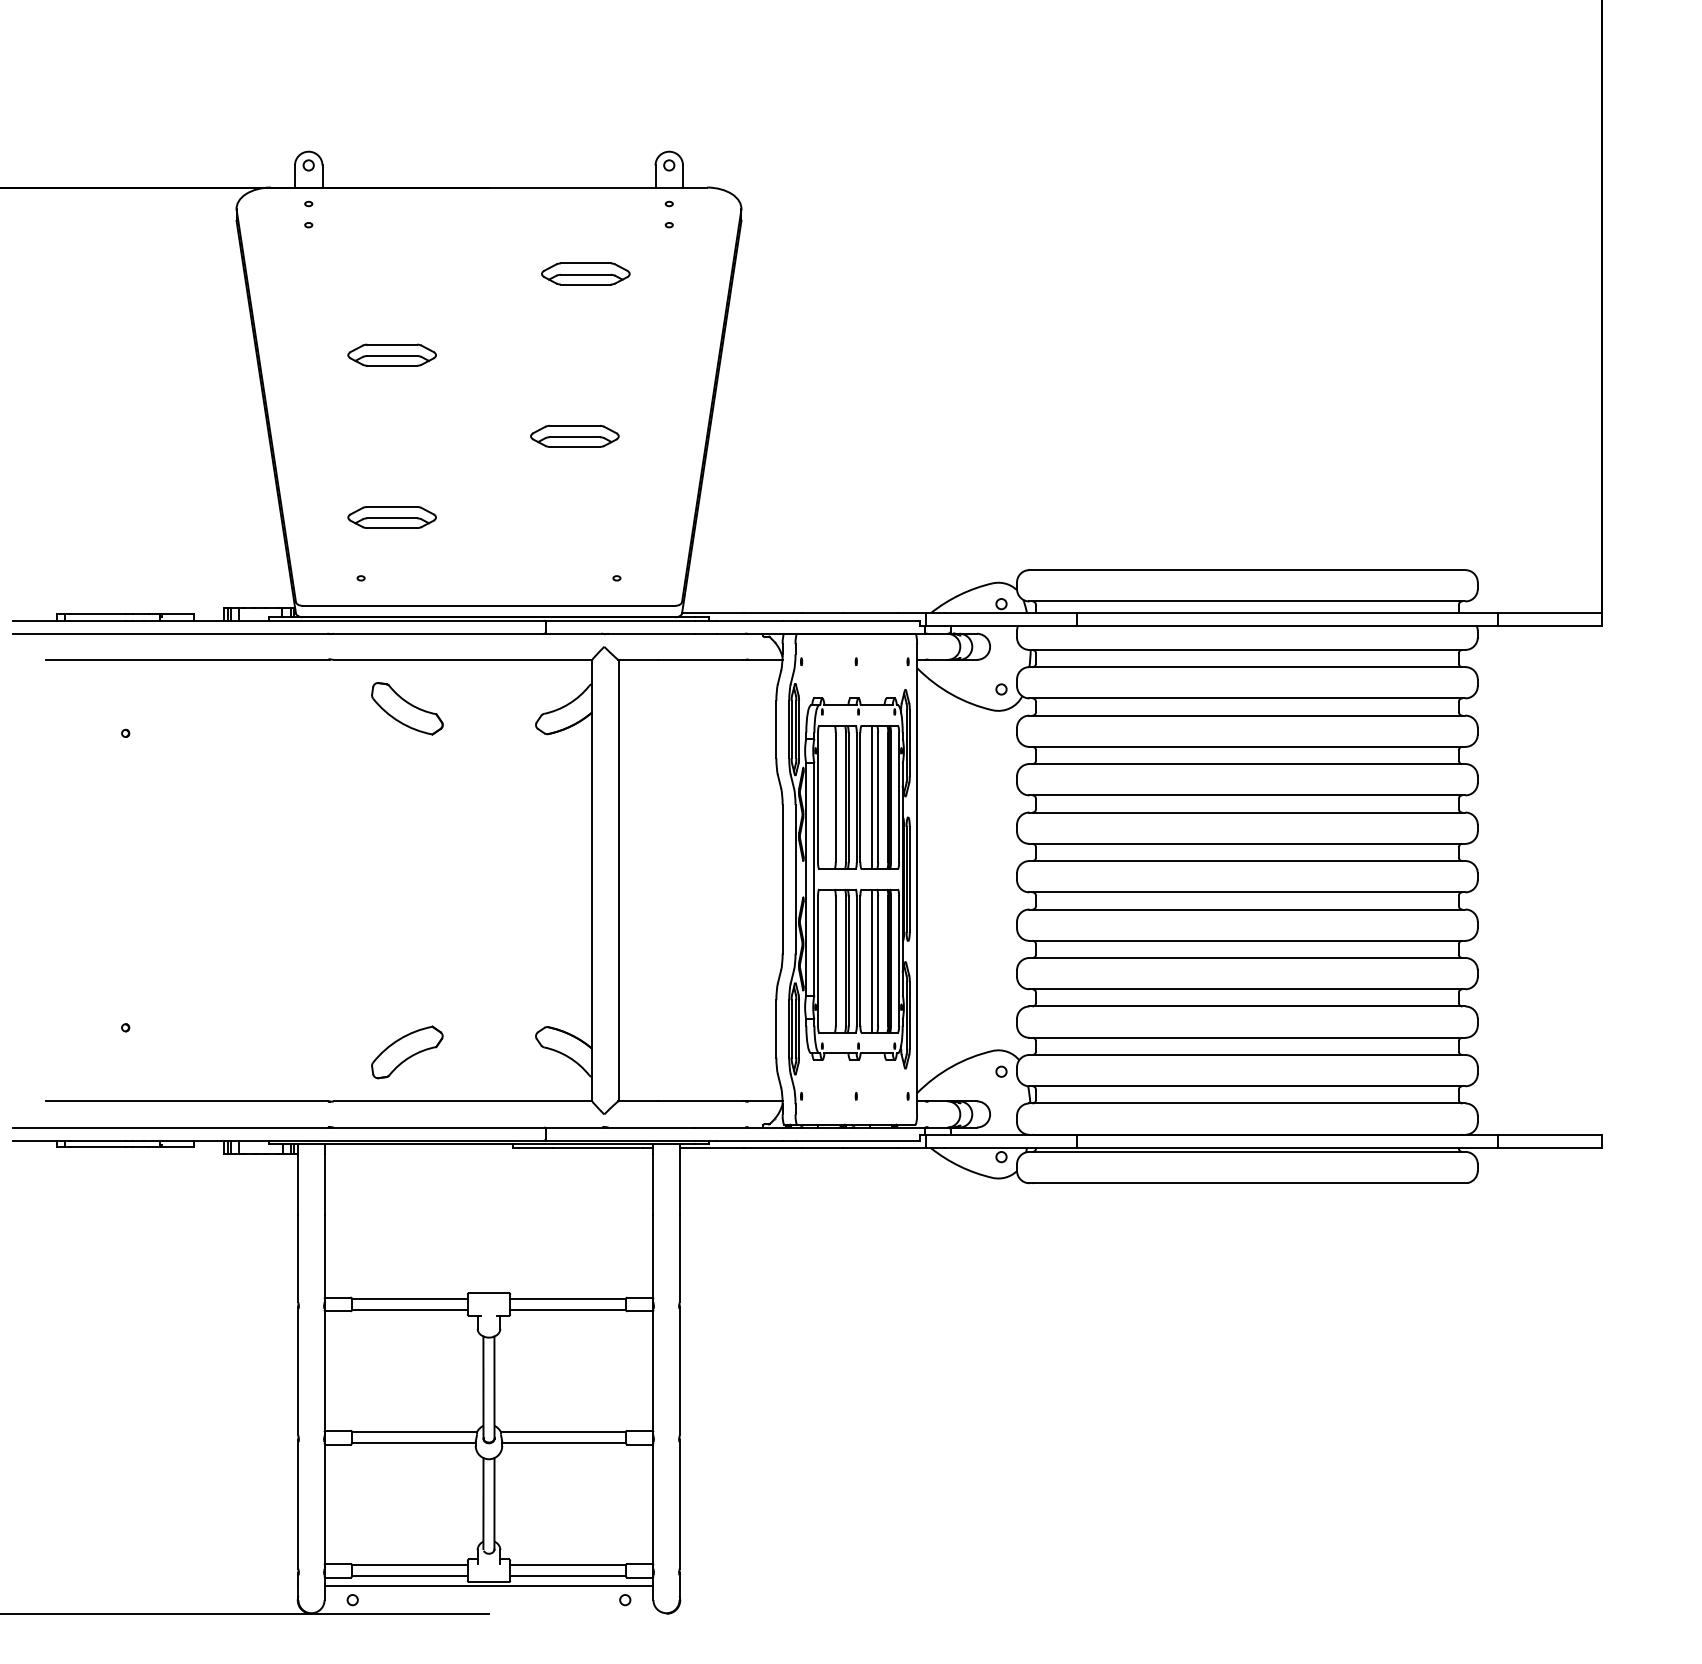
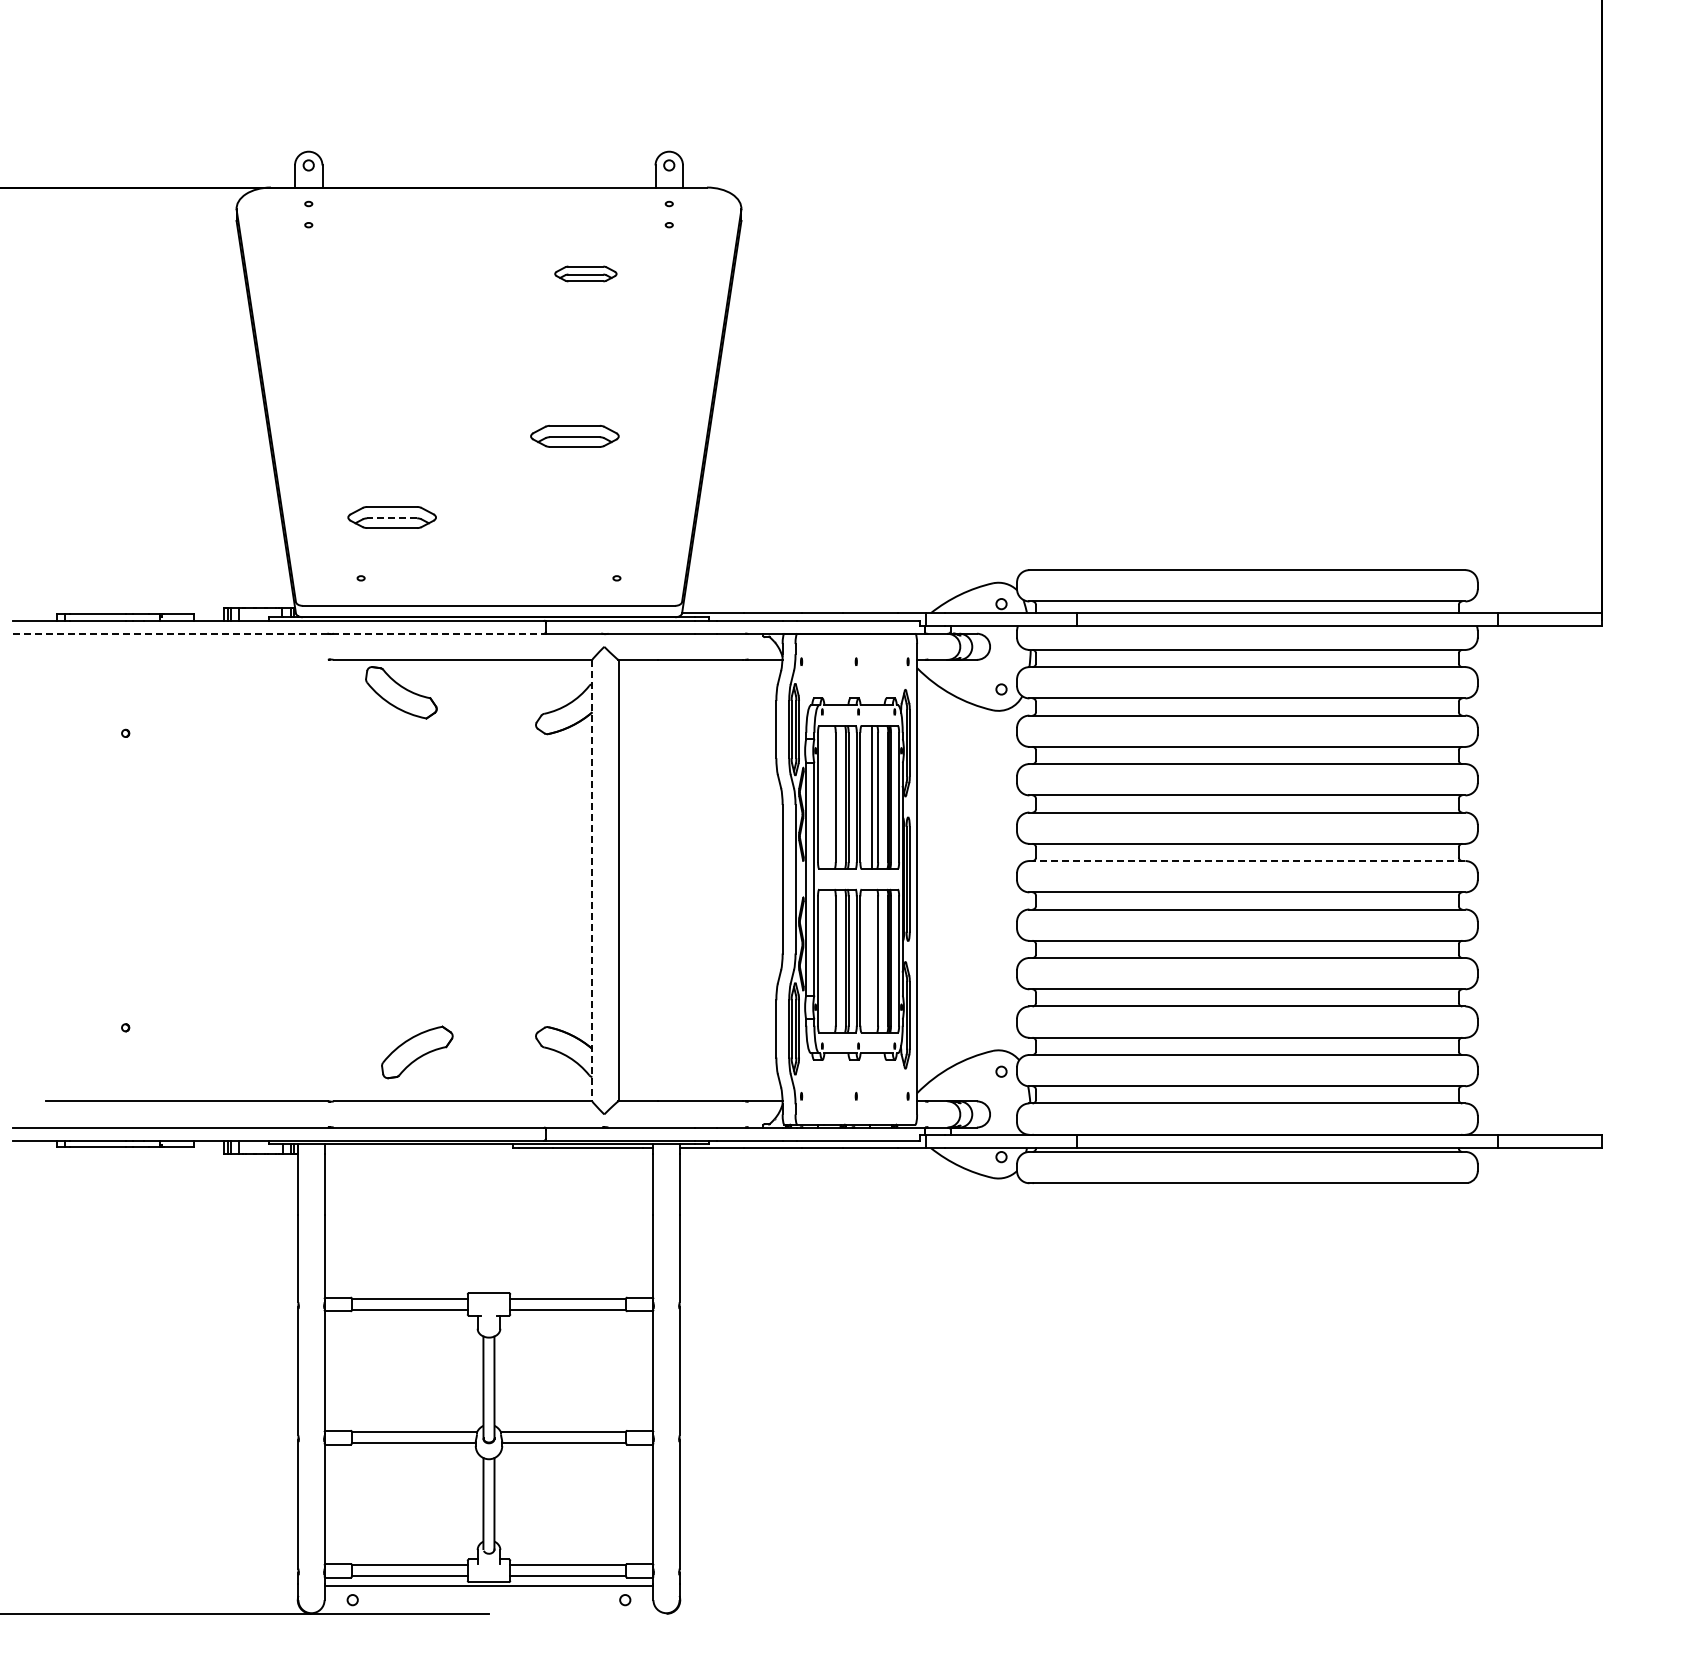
part size: 90x24 px -> 64x18 px (585, 273)
part: present -> none (391, 354)
line: solid -> dashed (392, 518)
line: solid -> dashed (278, 633)
line: present -> none (186, 659)
part position: (407, 708) -> (401, 692) (401, 692)
line: solid -> dashed (1247, 861)
line: solid -> dashed (592, 880)
line: present -> none (872, 960)
part position: (407, 1052) -> (417, 1052) (417, 1052)
